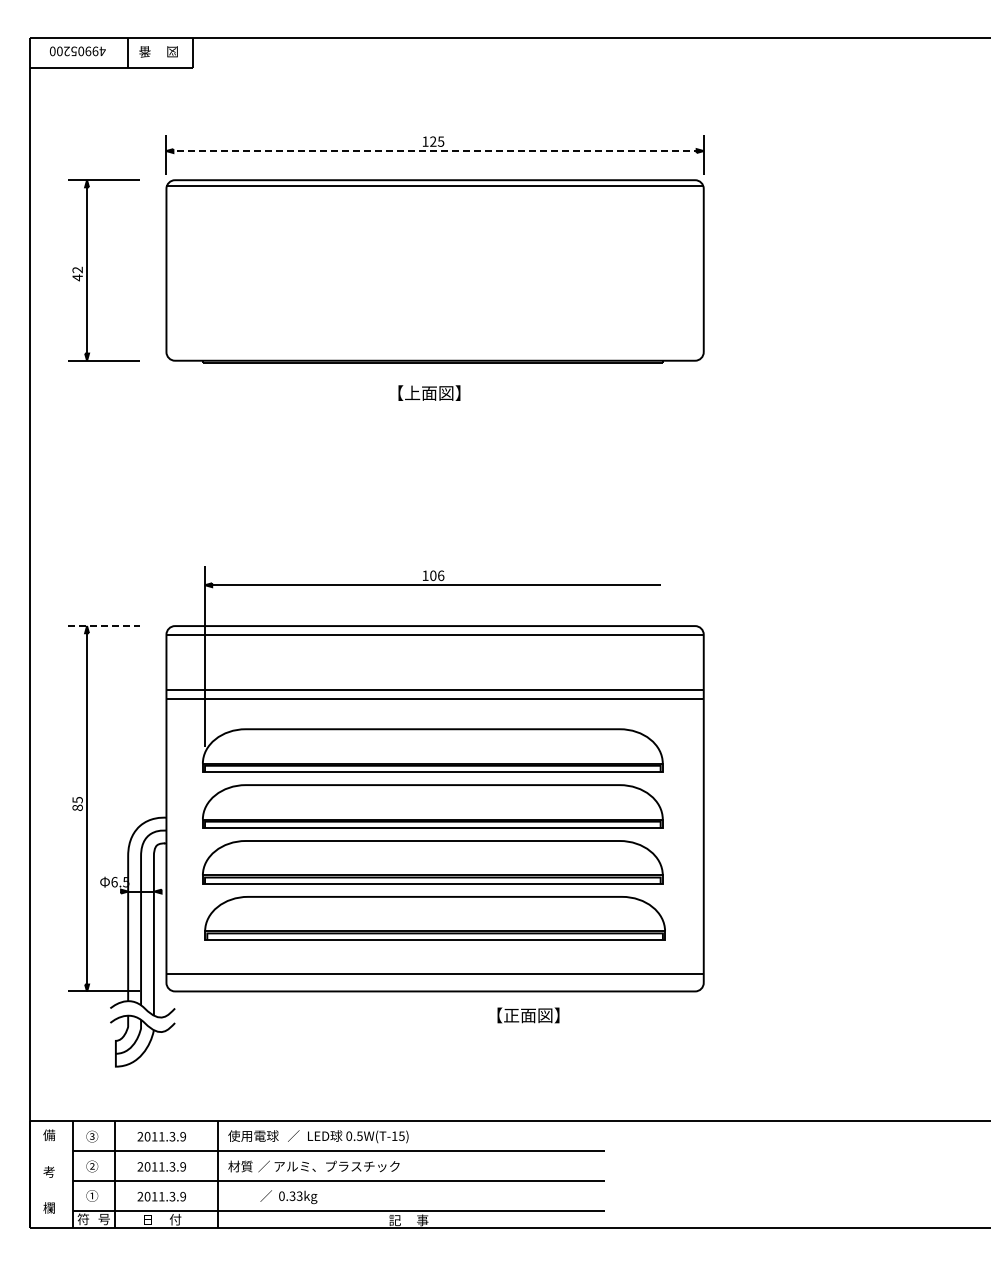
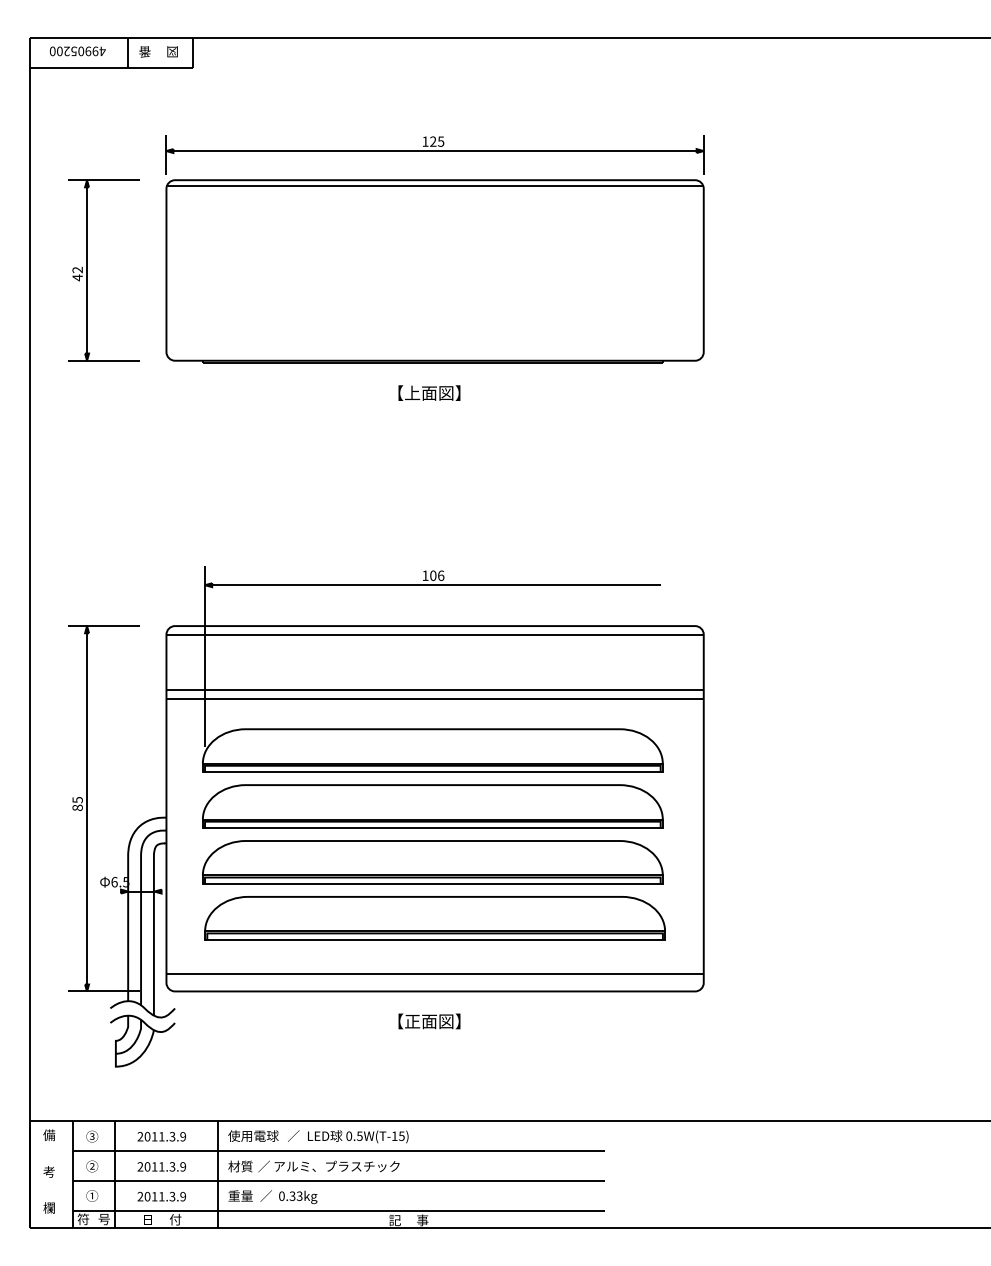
line: dashed -> solid (435, 151)
line: dashed -> solid (103, 626)
part position: (528, 1015) -> (429, 1021) (429, 1021)
part: none -> present (240, 1195)
